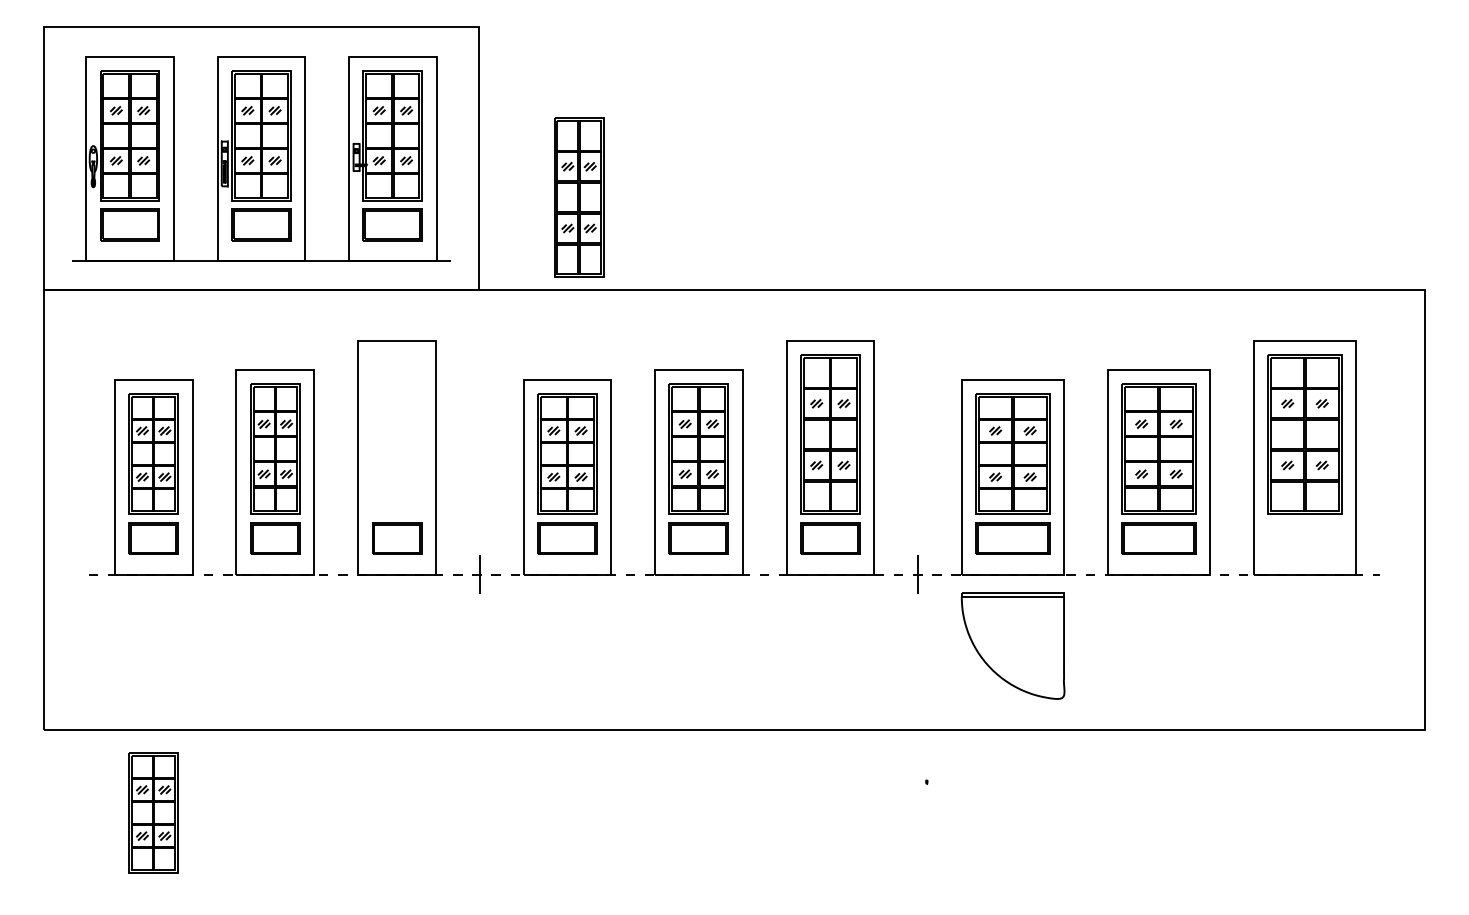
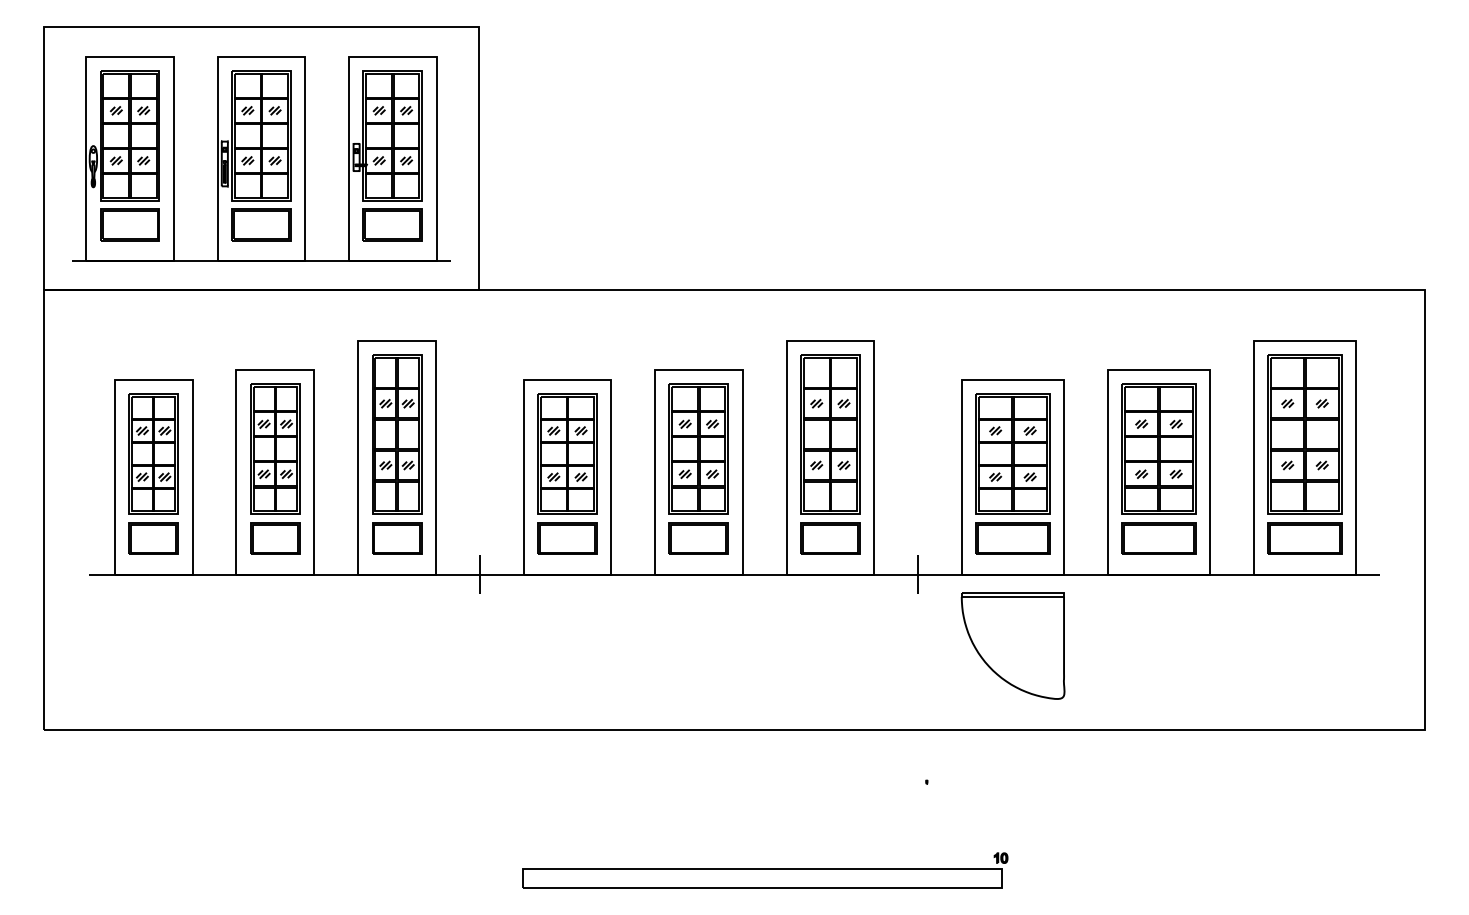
part position: (579, 197) -> (397, 434) (397, 434)
part: none -> present (1304, 538)
line: dashed -> solid (734, 574)
part: present -> none (153, 812)
part: none -> present (765, 870)
